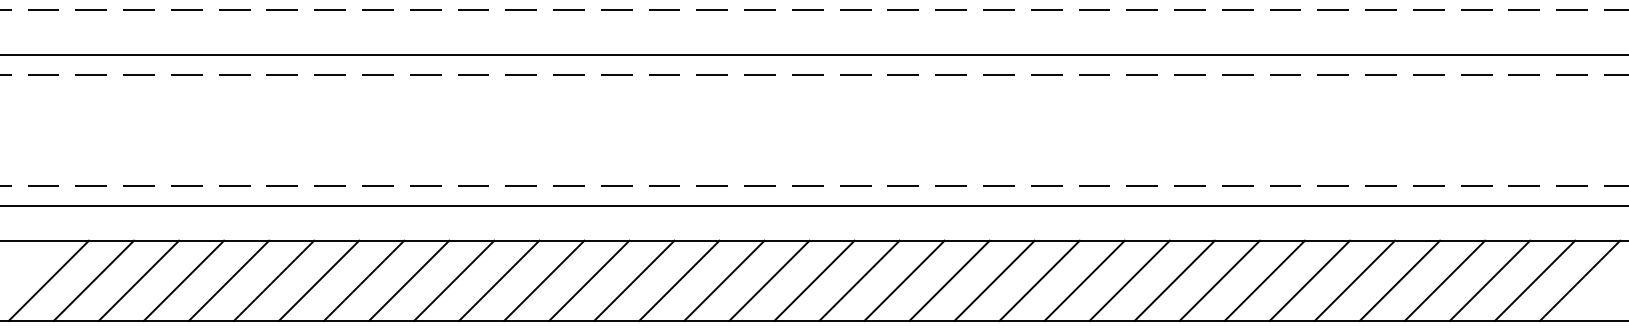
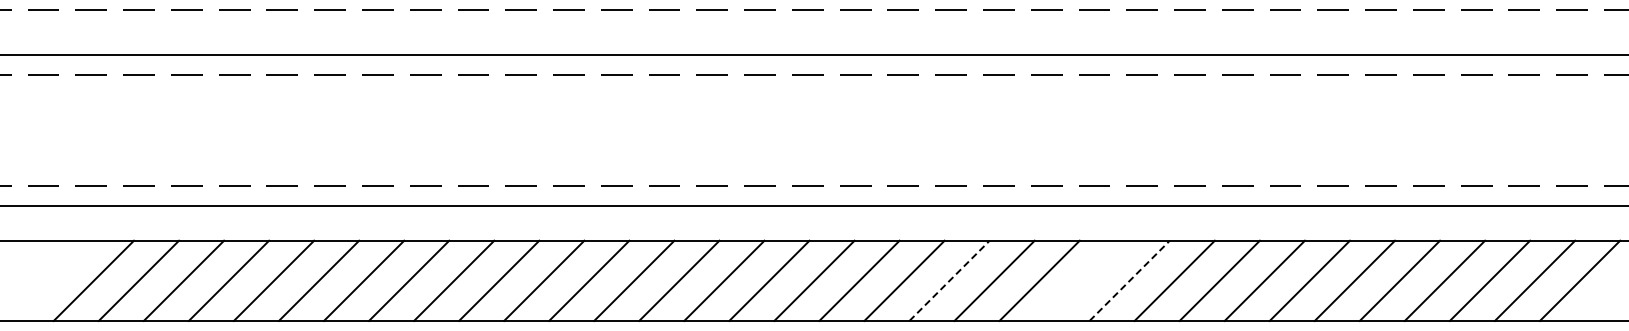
line: present -> none (48, 280)
line: solid -> dashed (949, 280)
line: present -> none (1084, 280)
line: solid -> dashed (1129, 280)
